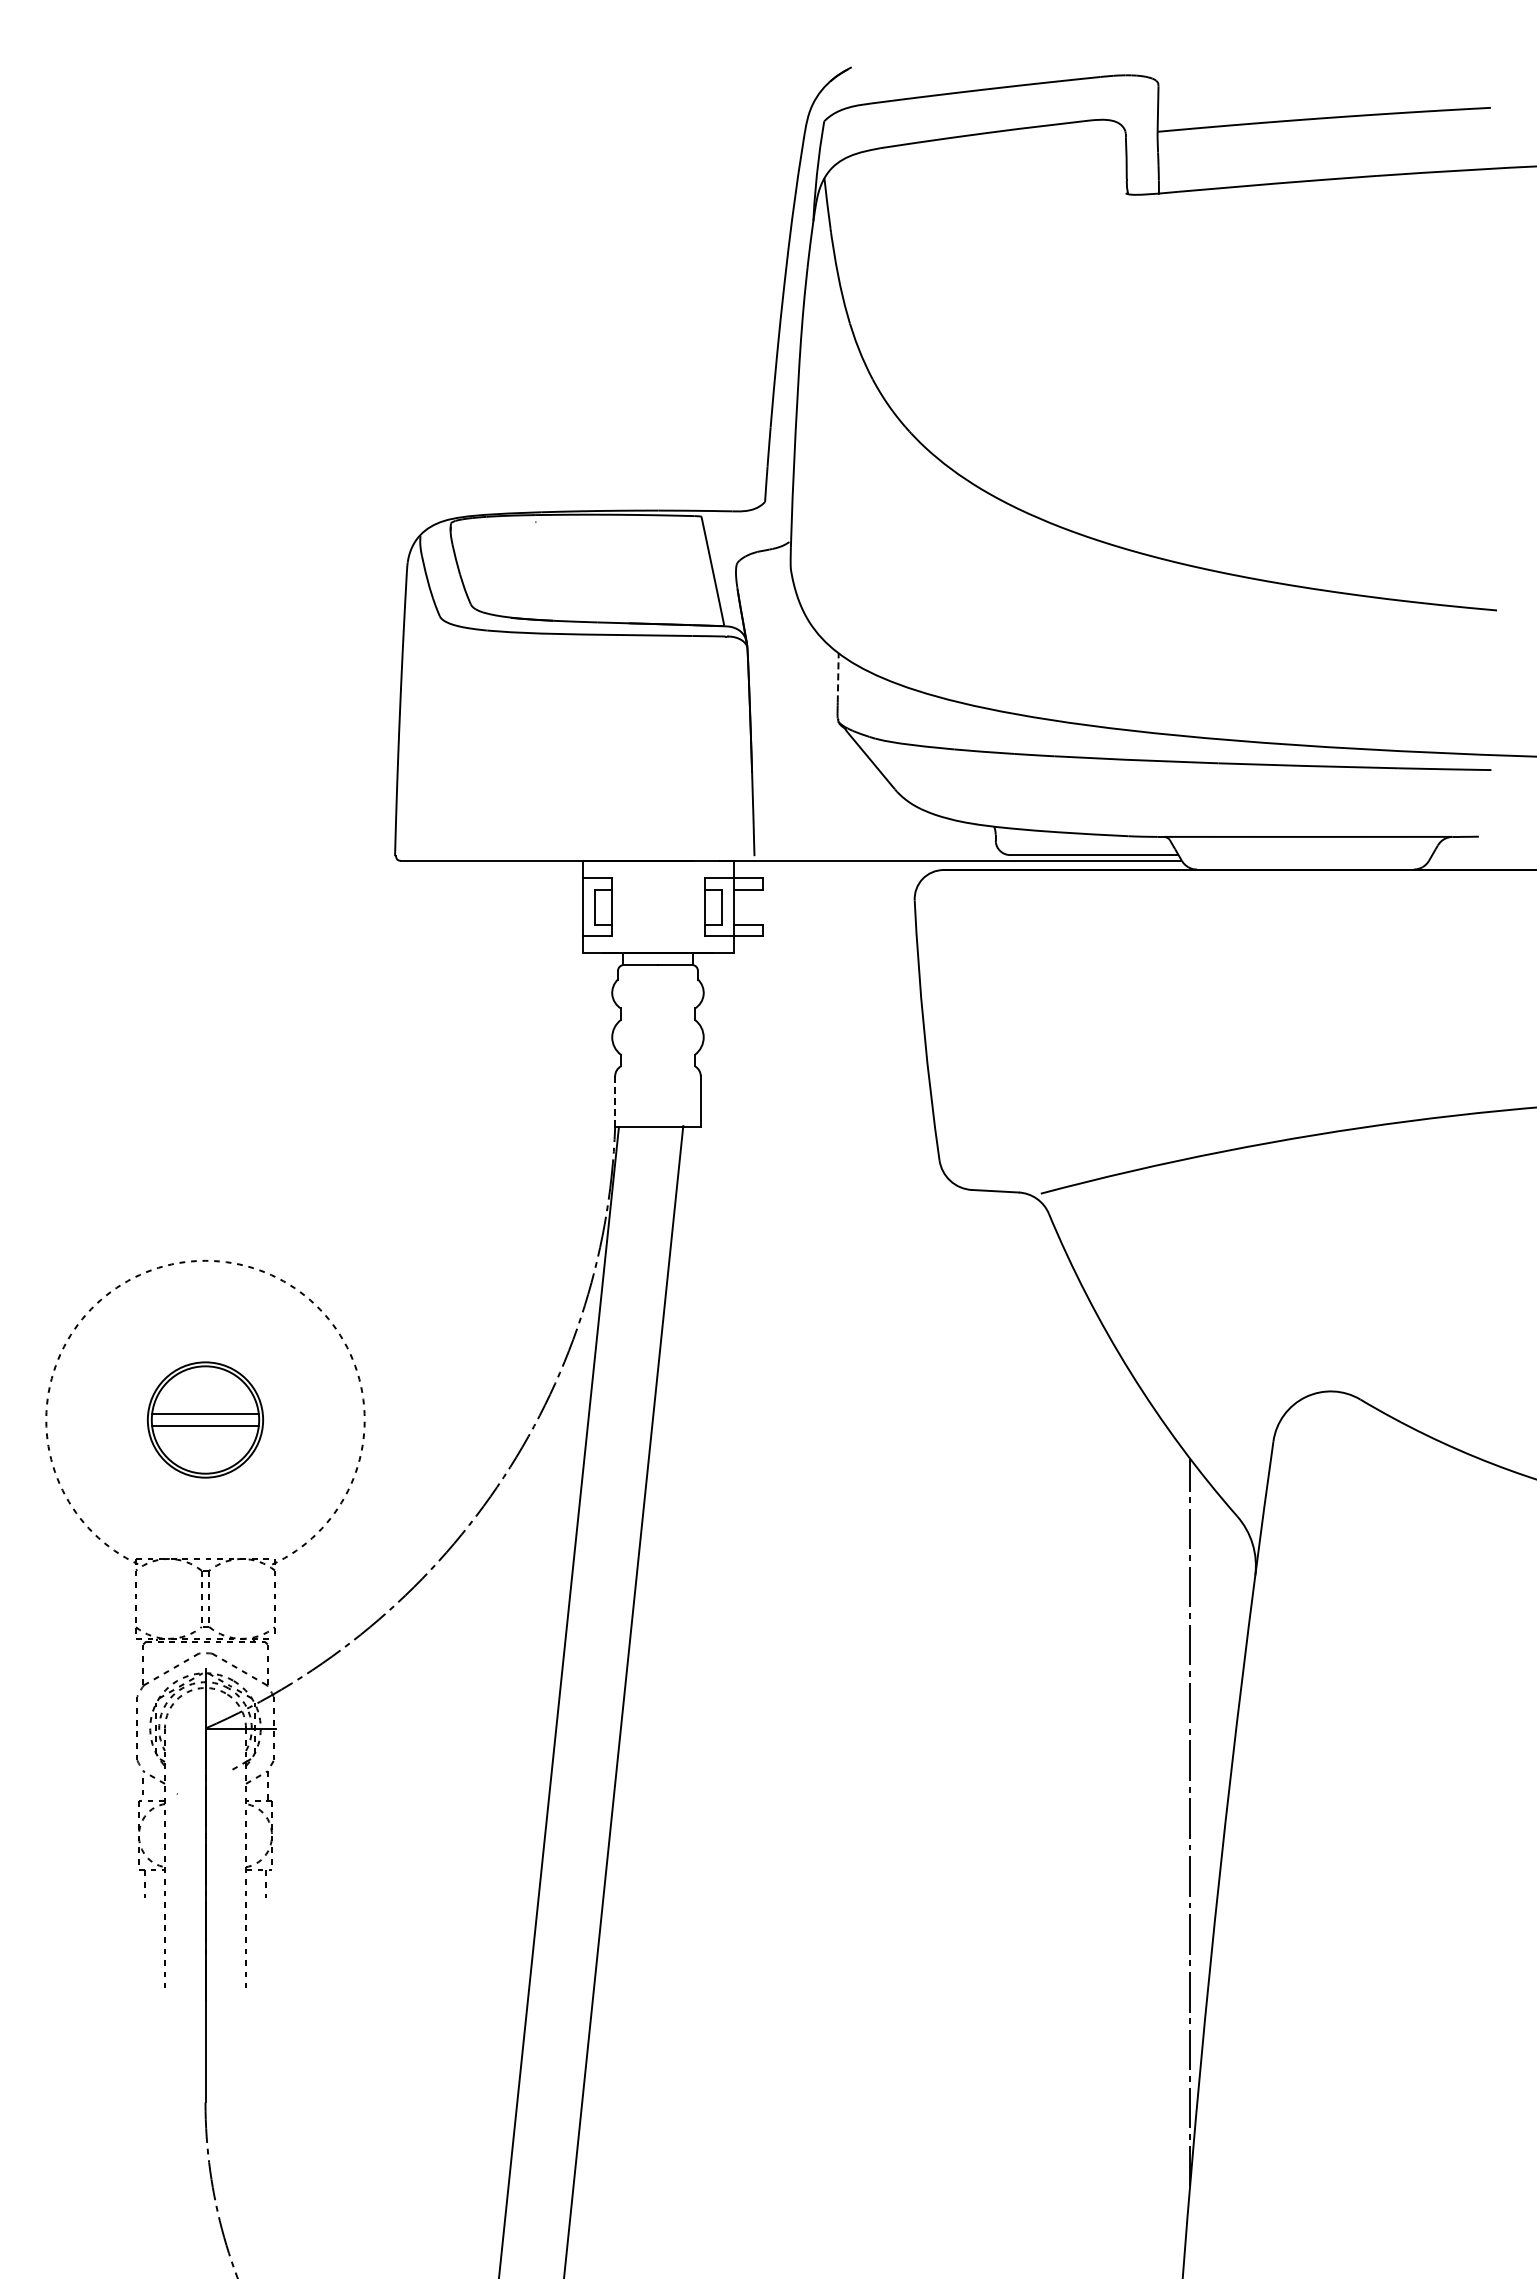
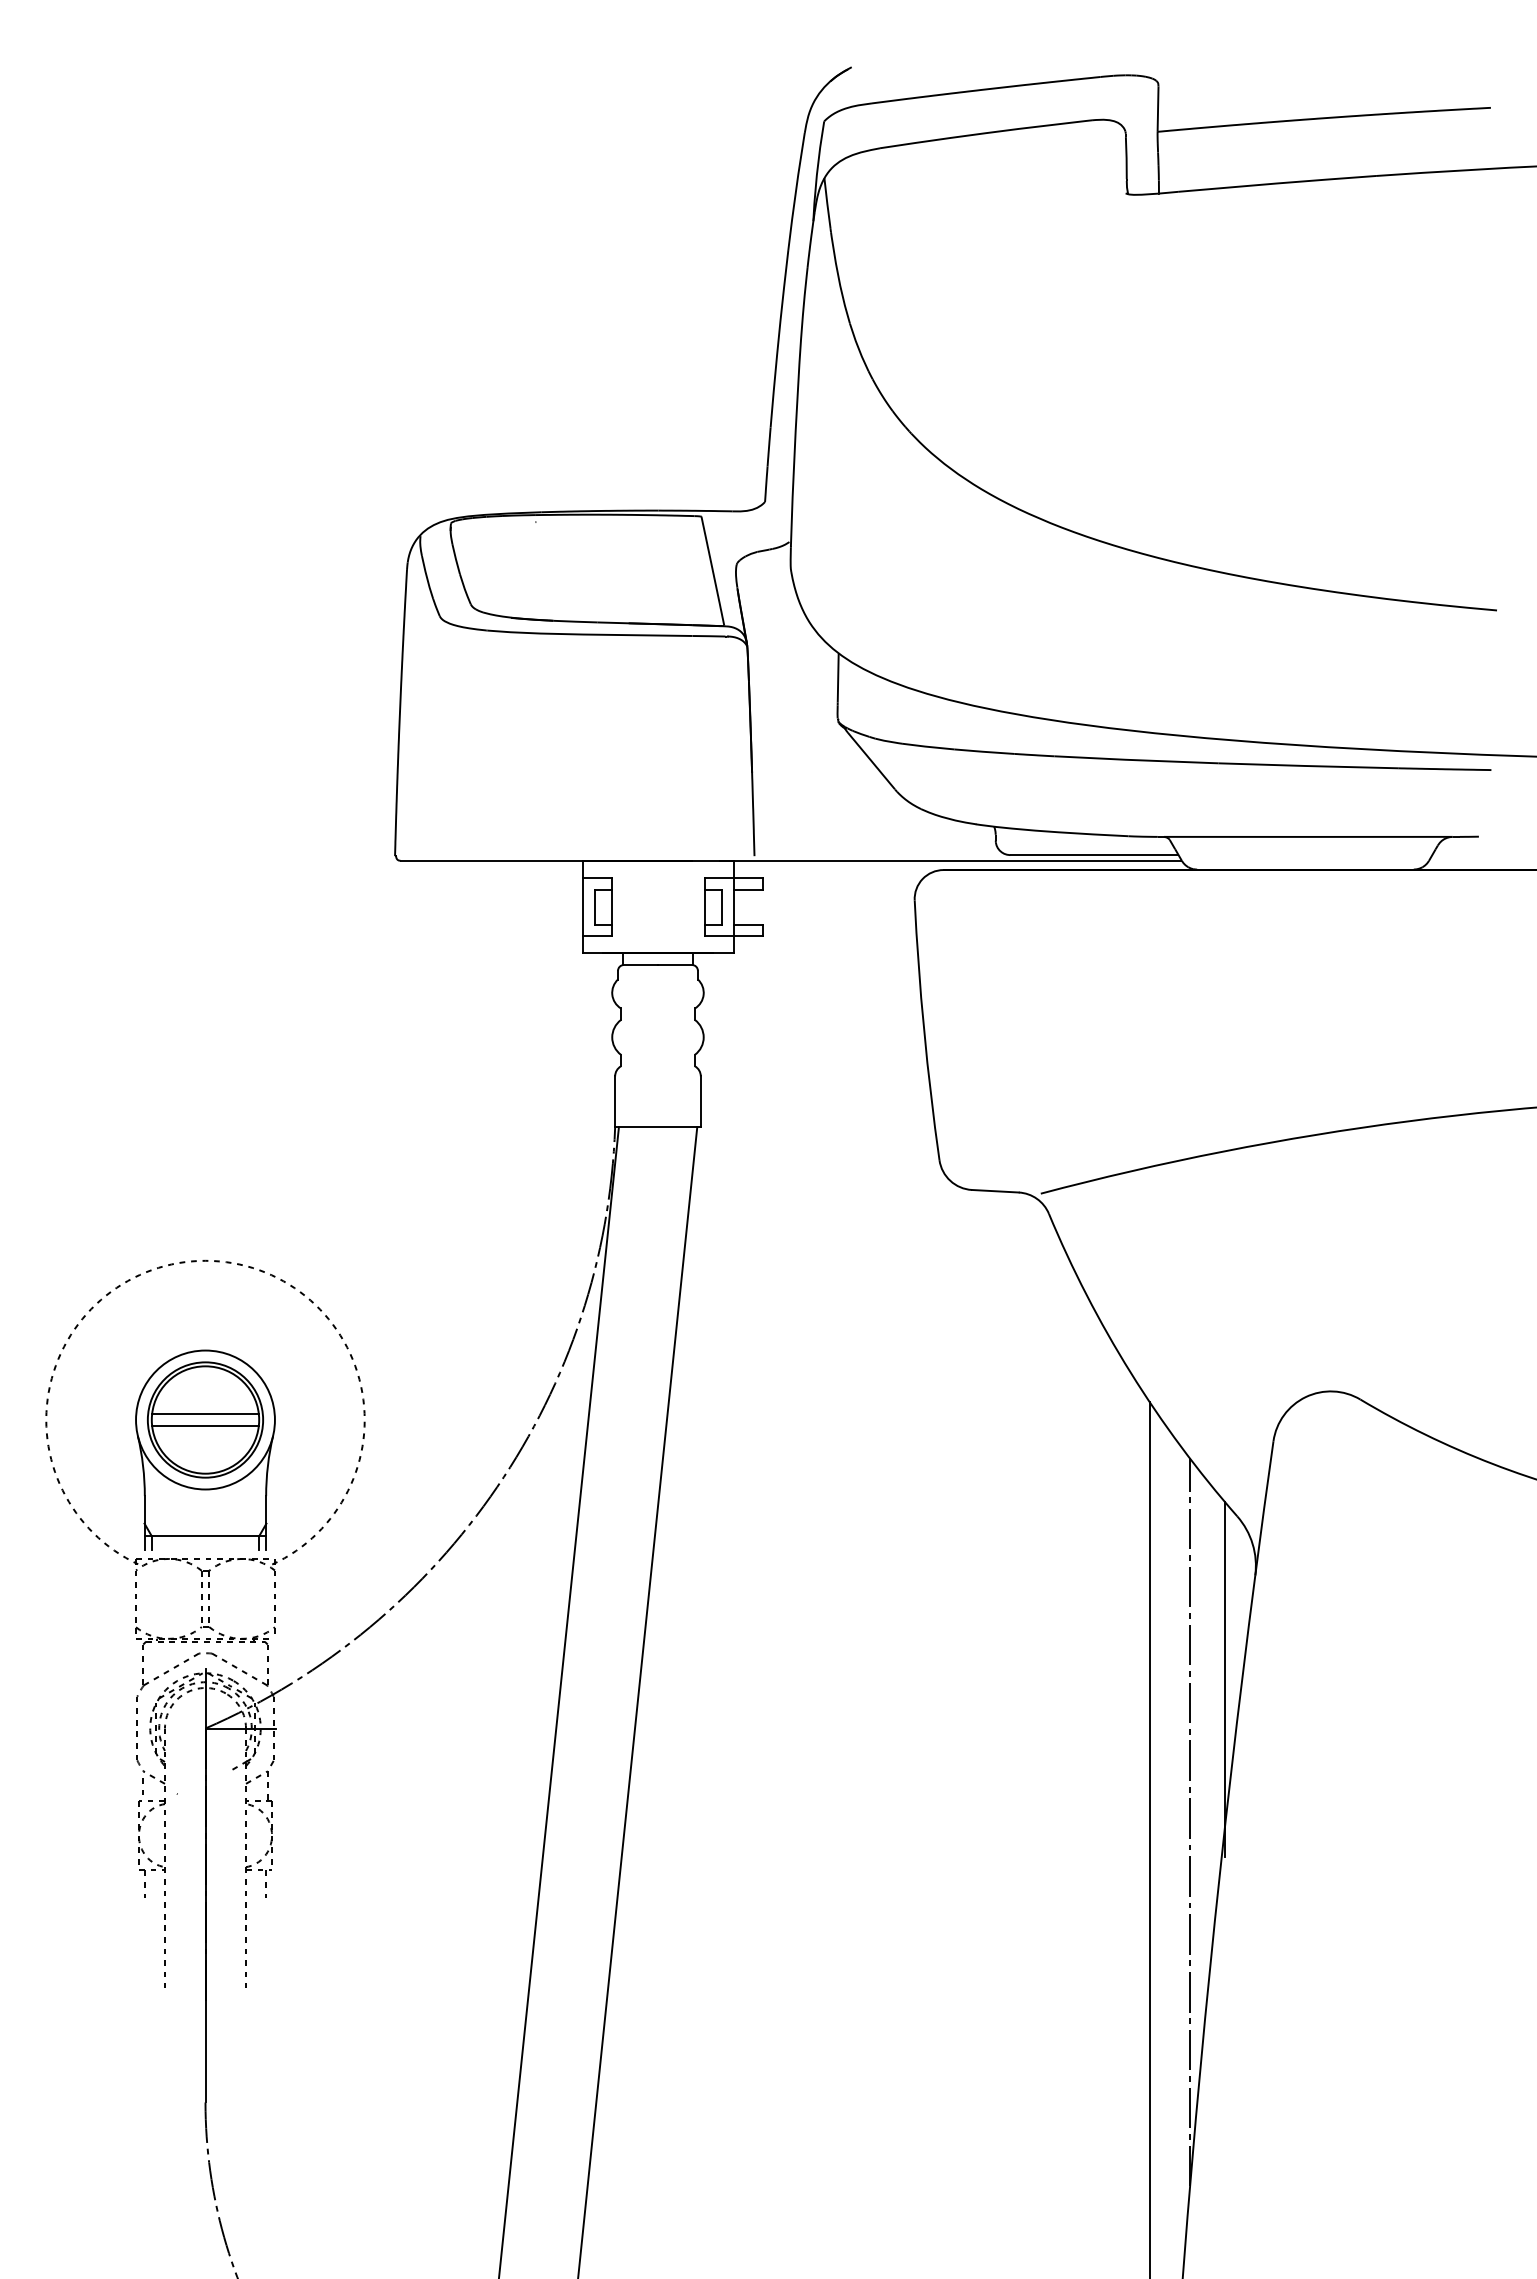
line: dashed -> solid (838, 677)
line: dashed -> solid (615, 1101)
part: none -> present (205, 1449)
line: none -> present (1224, 1678)
line position: (623, 1700) -> (637, 1701) (637, 1701)
line: none -> present (1149, 1838)
